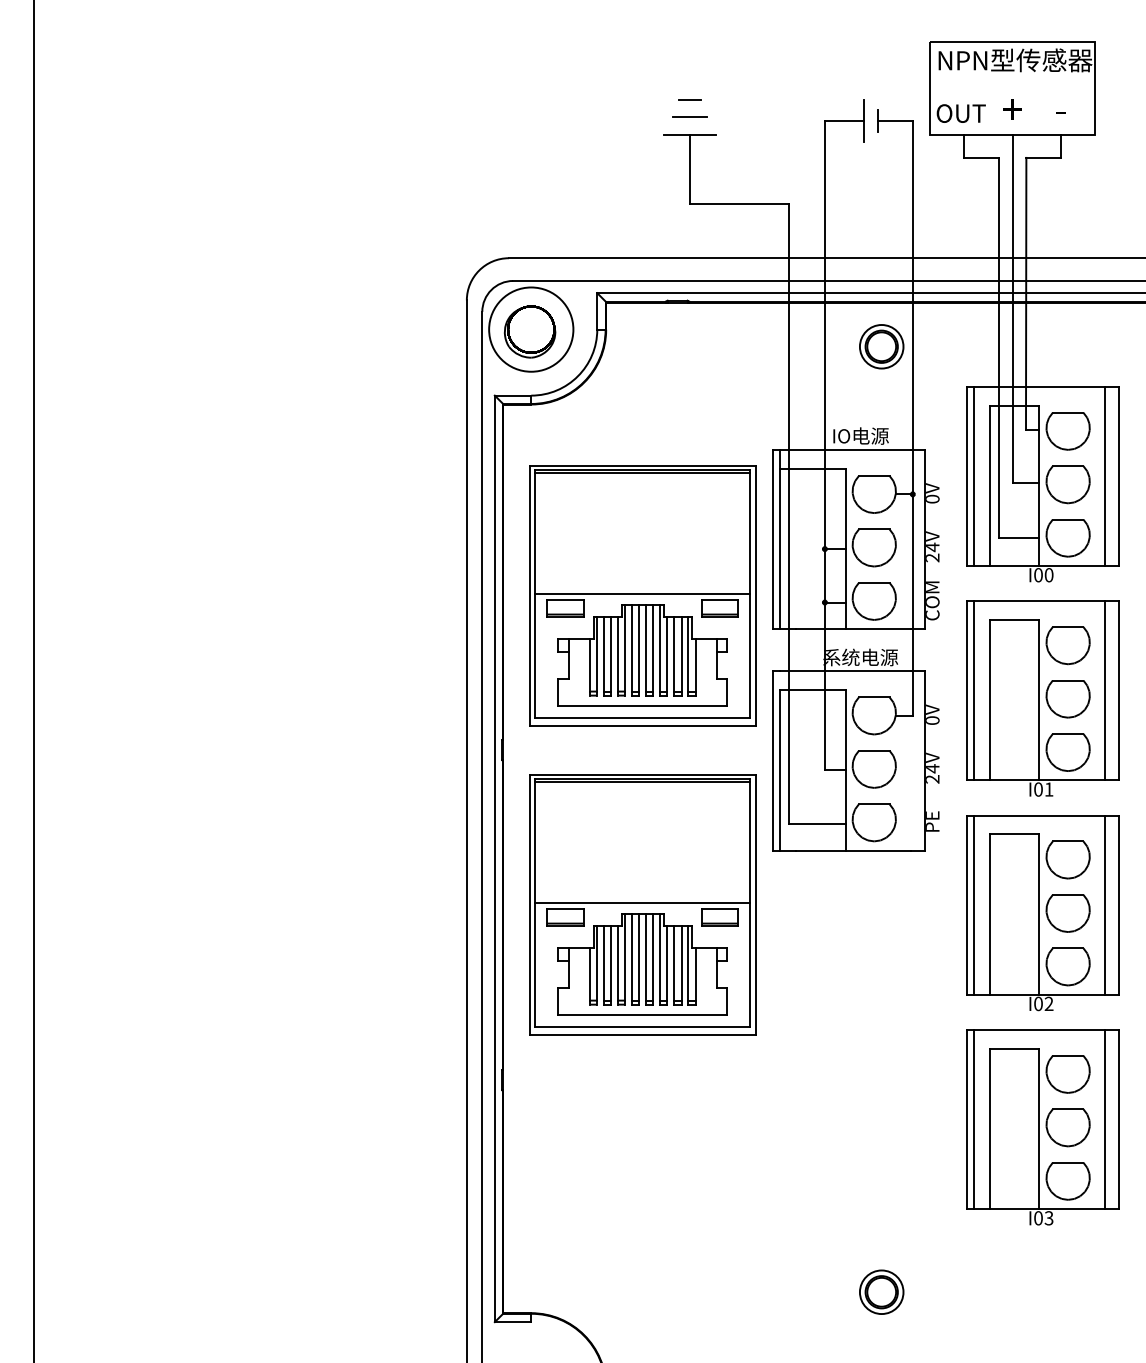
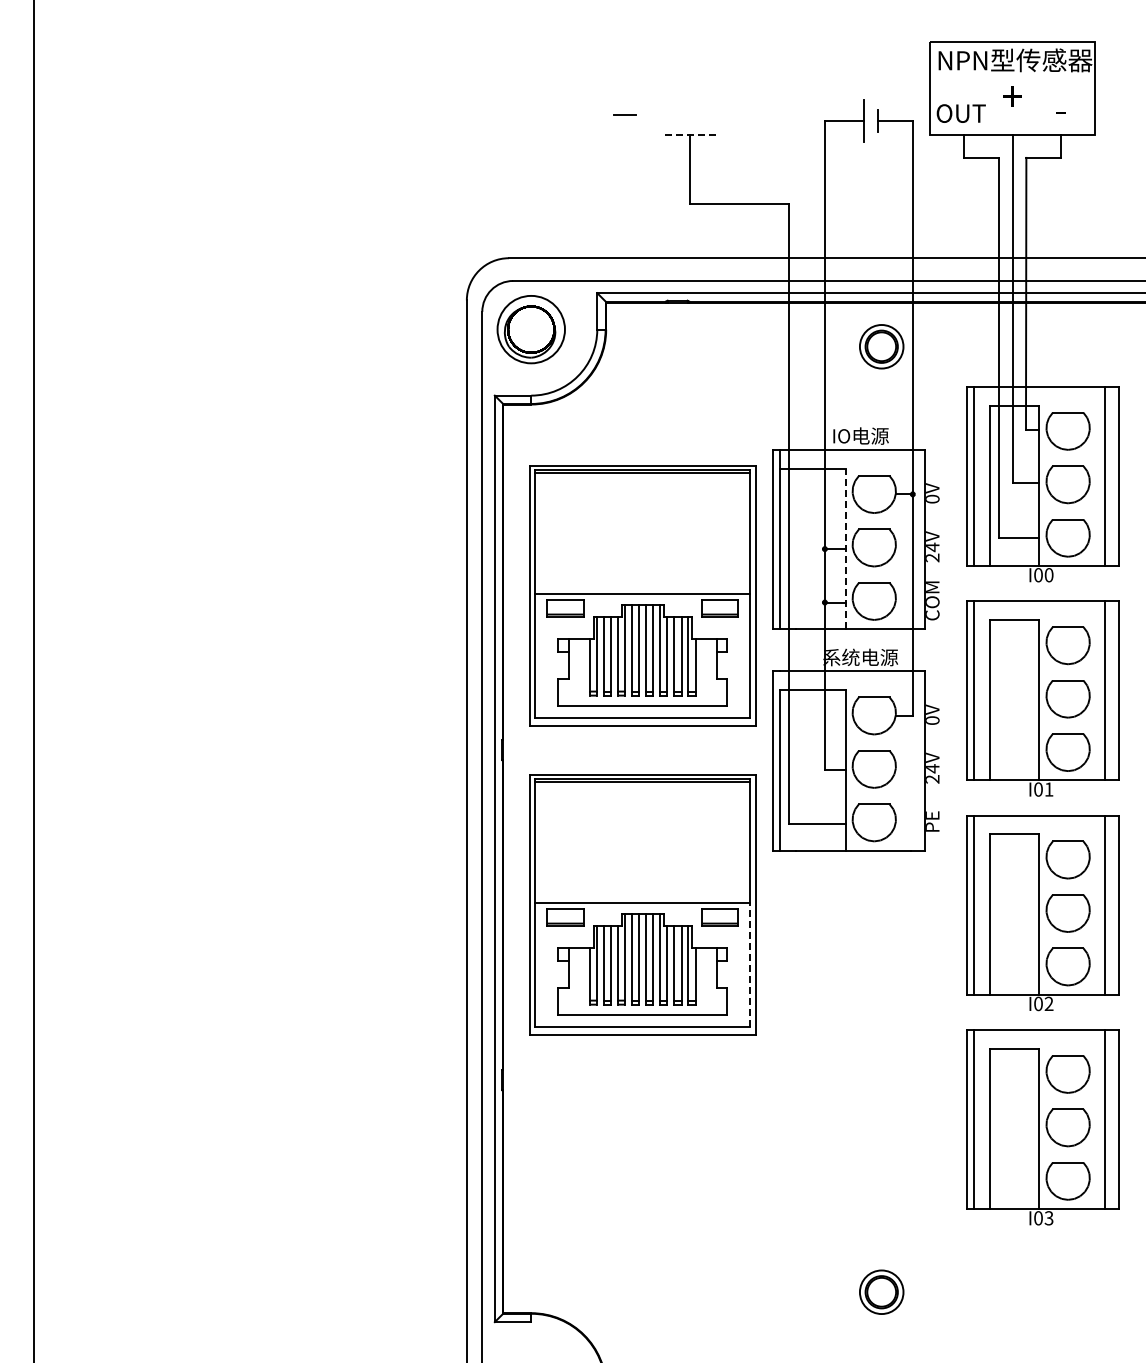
line position: (689, 99) -> (624, 114) (624, 114)
text position: (1012, 109) -> (1012, 96) (1012, 96)
line: present -> none (689, 116)
line: solid -> dashed (689, 134)
circle diameter: 84 px -> 67 px (530, 329)
line: solid -> dashed (845, 548)
line: solid -> dashed (750, 964)
